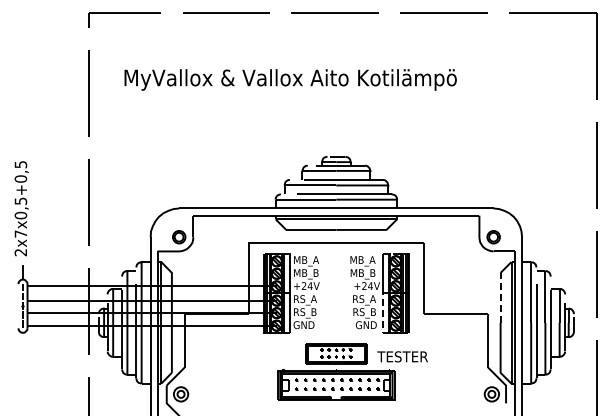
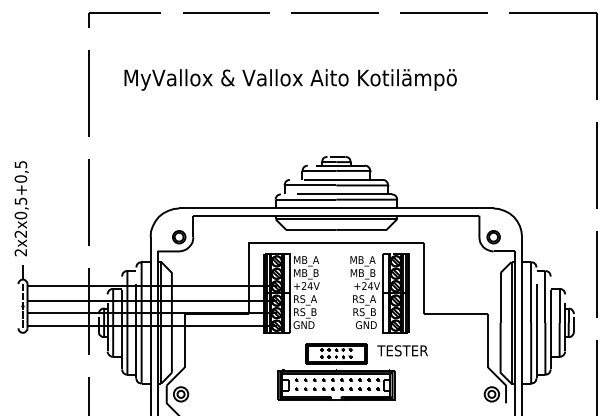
text: 2x7x0,5+0,5 -> 2x2x0,5+0,5 (20, 233)
line: dashed -> solid (500, 297)
line: dashed -> solid (382, 317)
text position: (402, 356) -> (402, 350) (402, 350)
